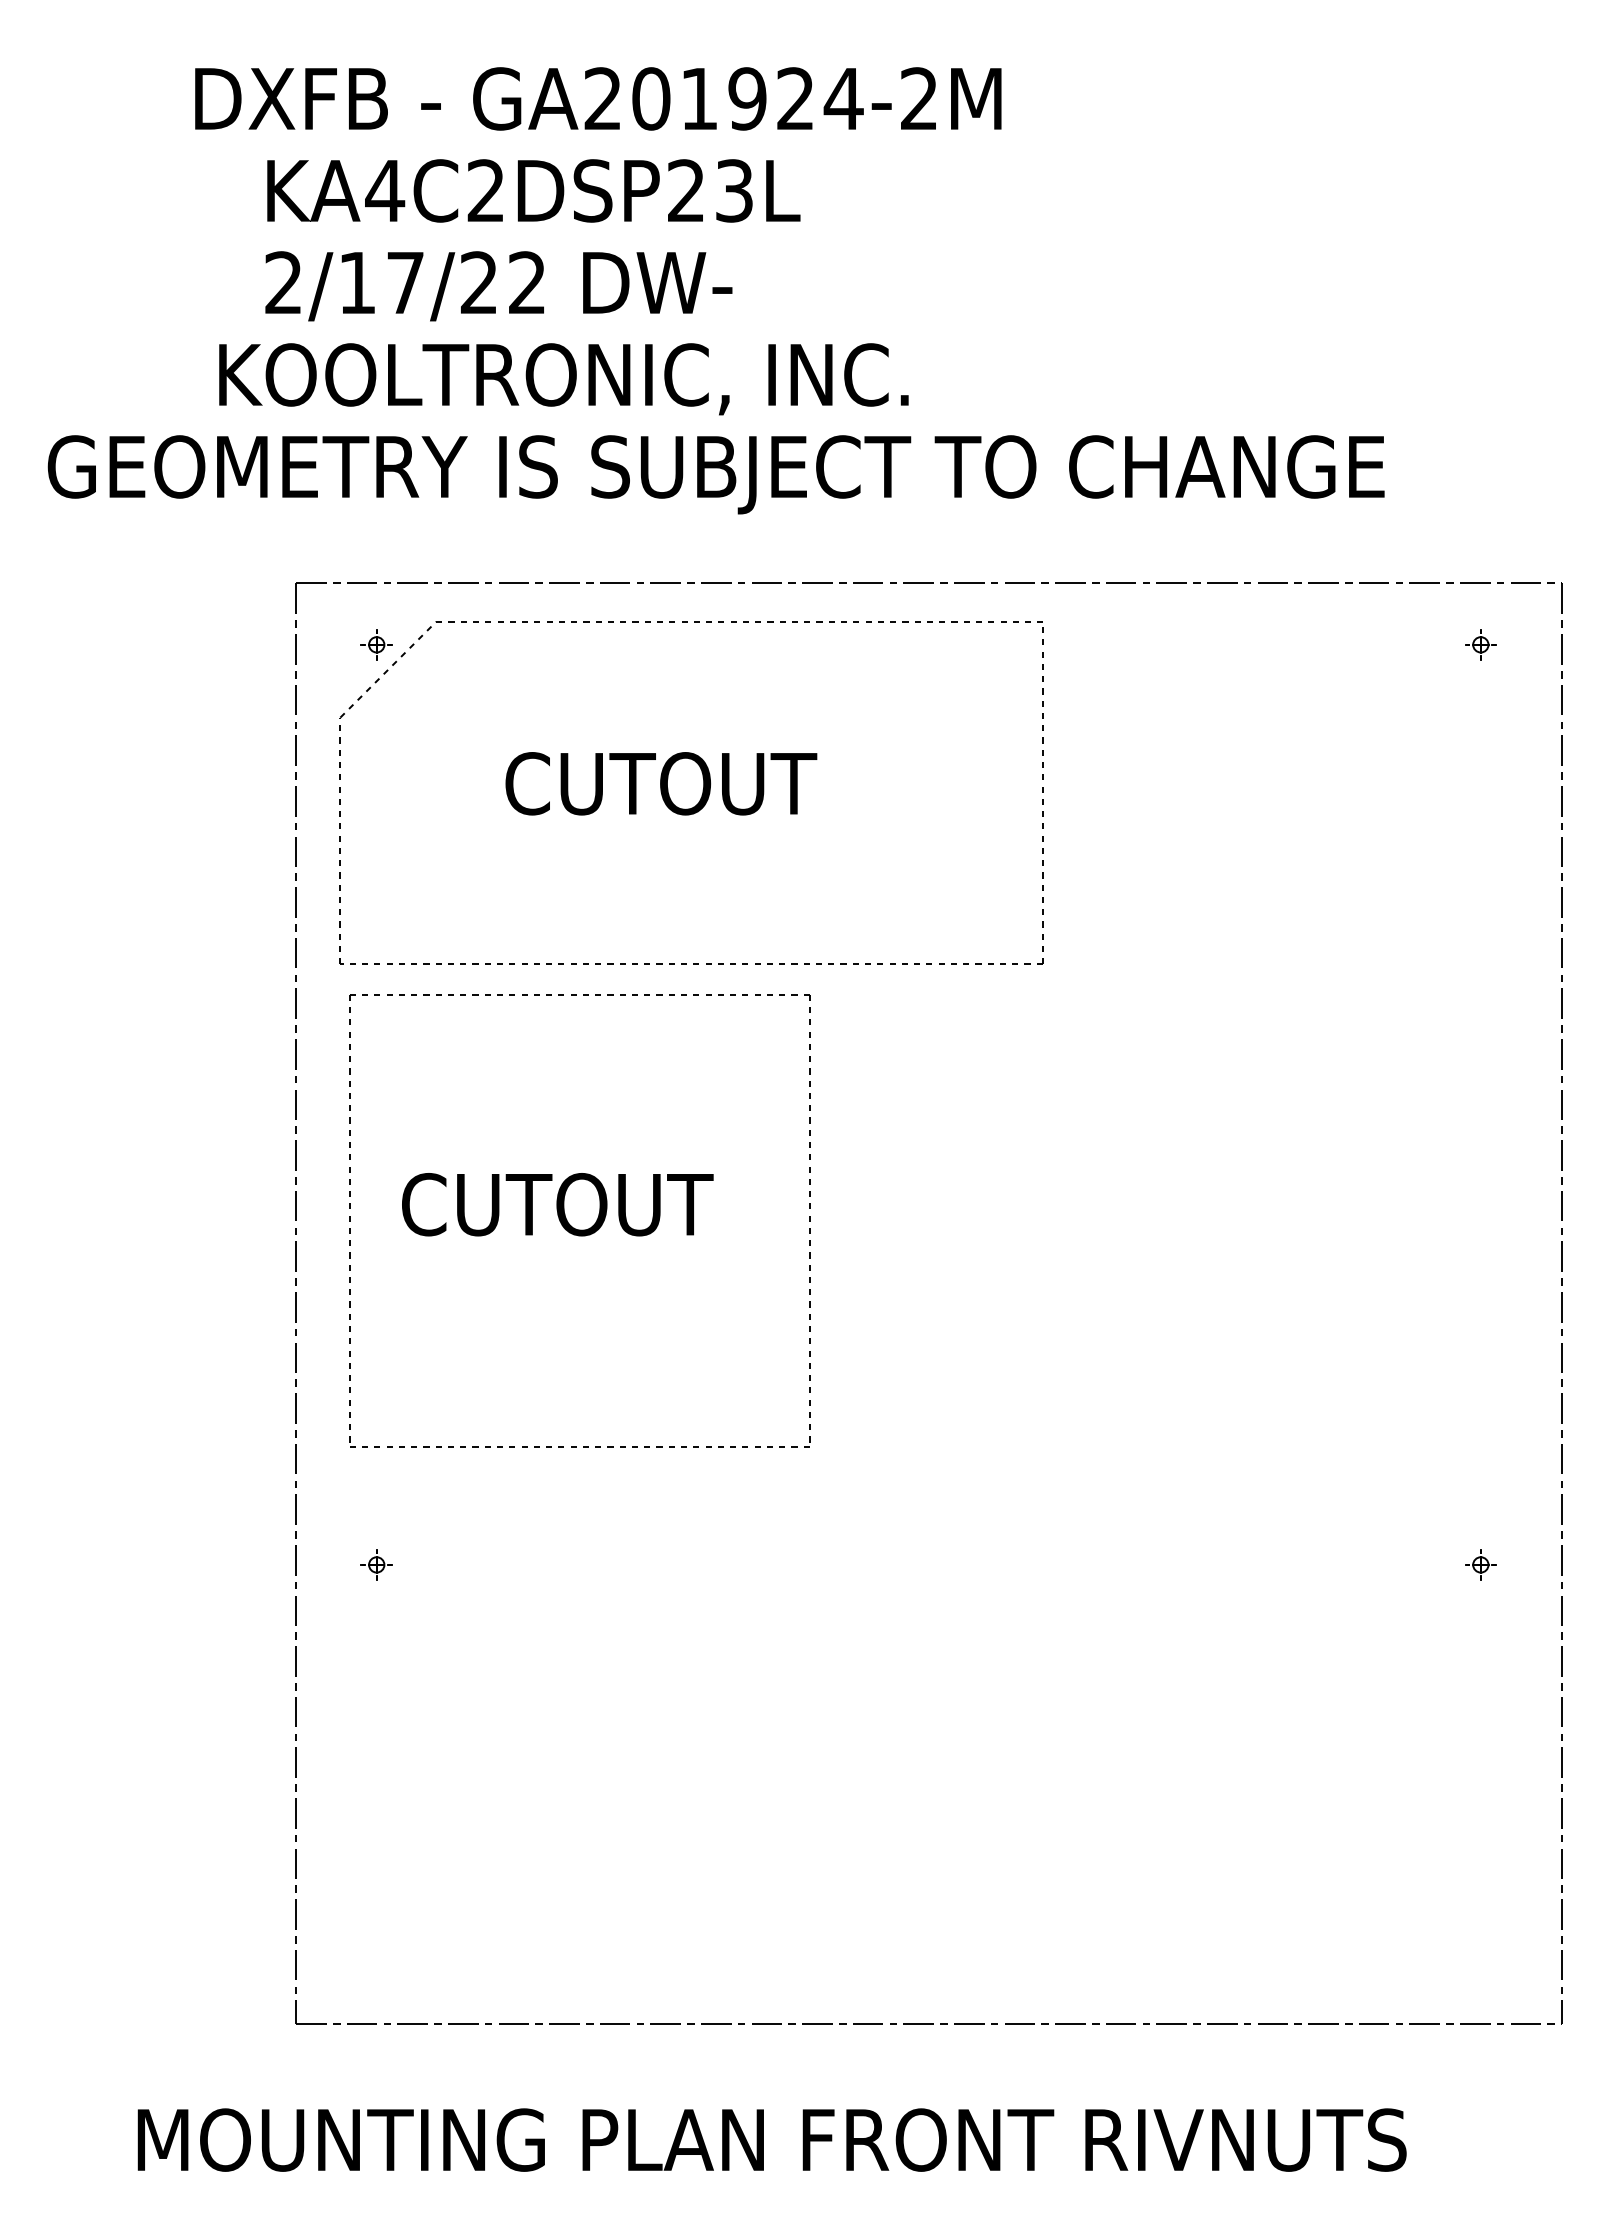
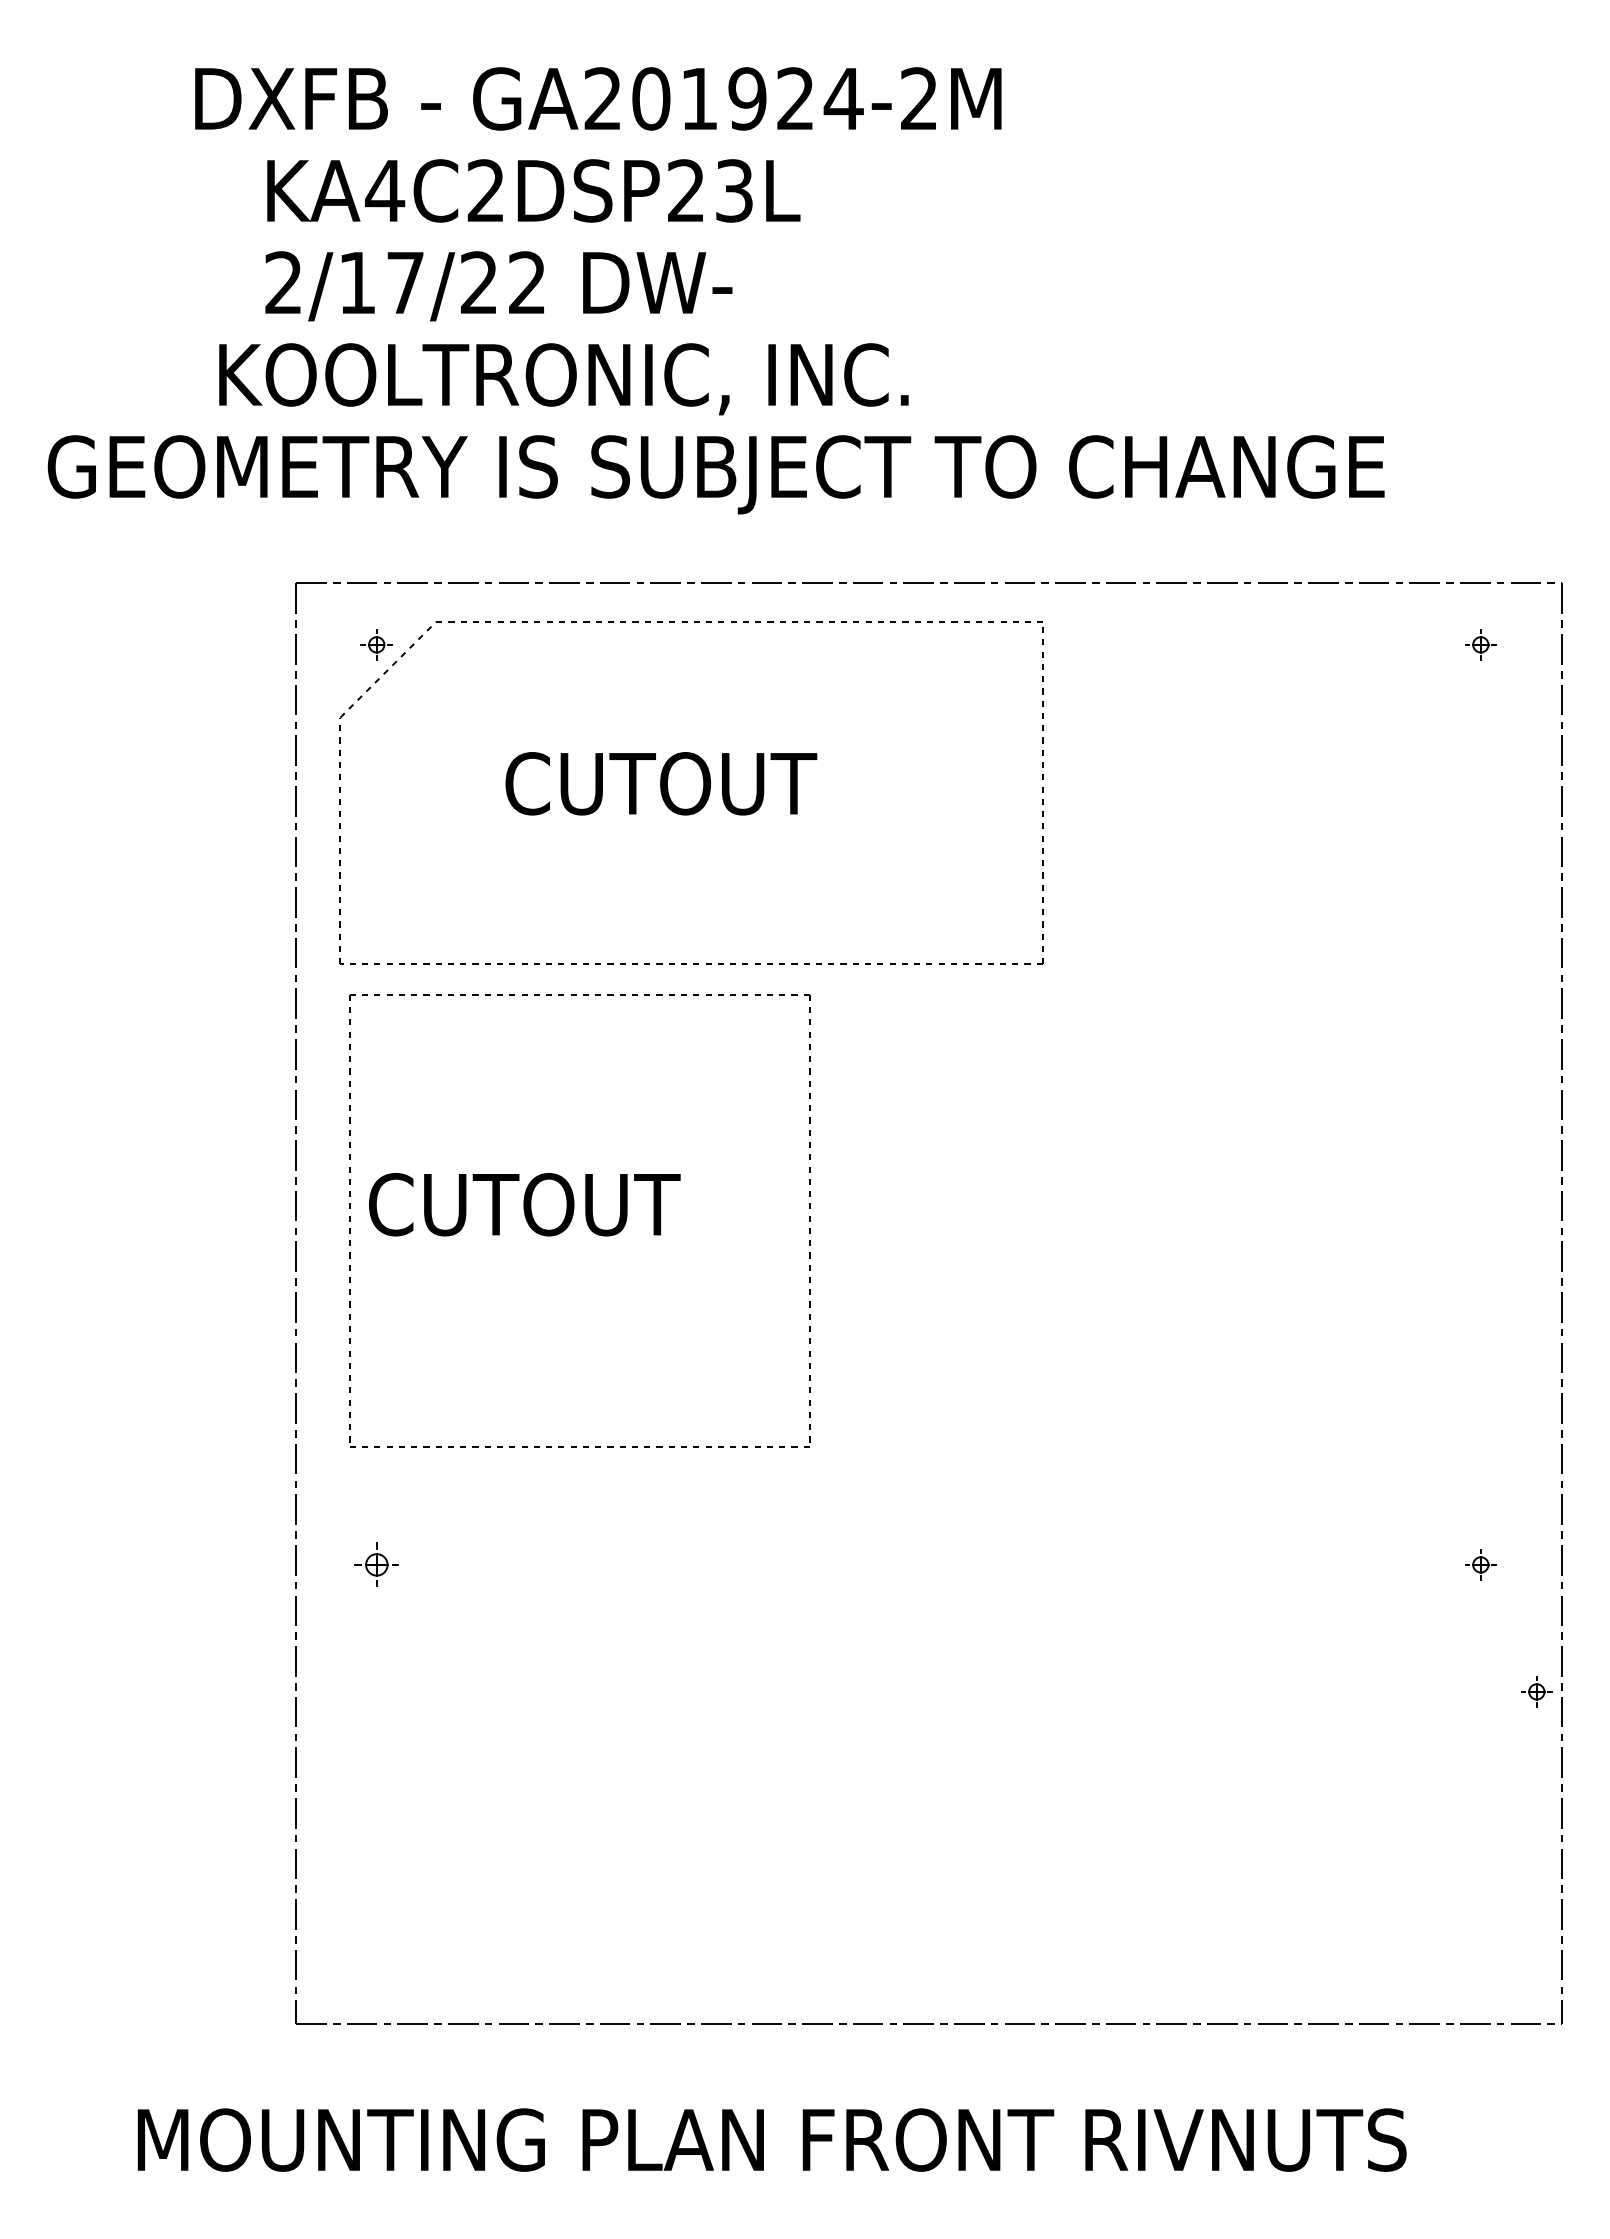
text position: (557, 1204) -> (524, 1204) (524, 1204)
part size: 33x32 px -> 45x45 px (376, 1564)
part: none -> present (1536, 1691)
